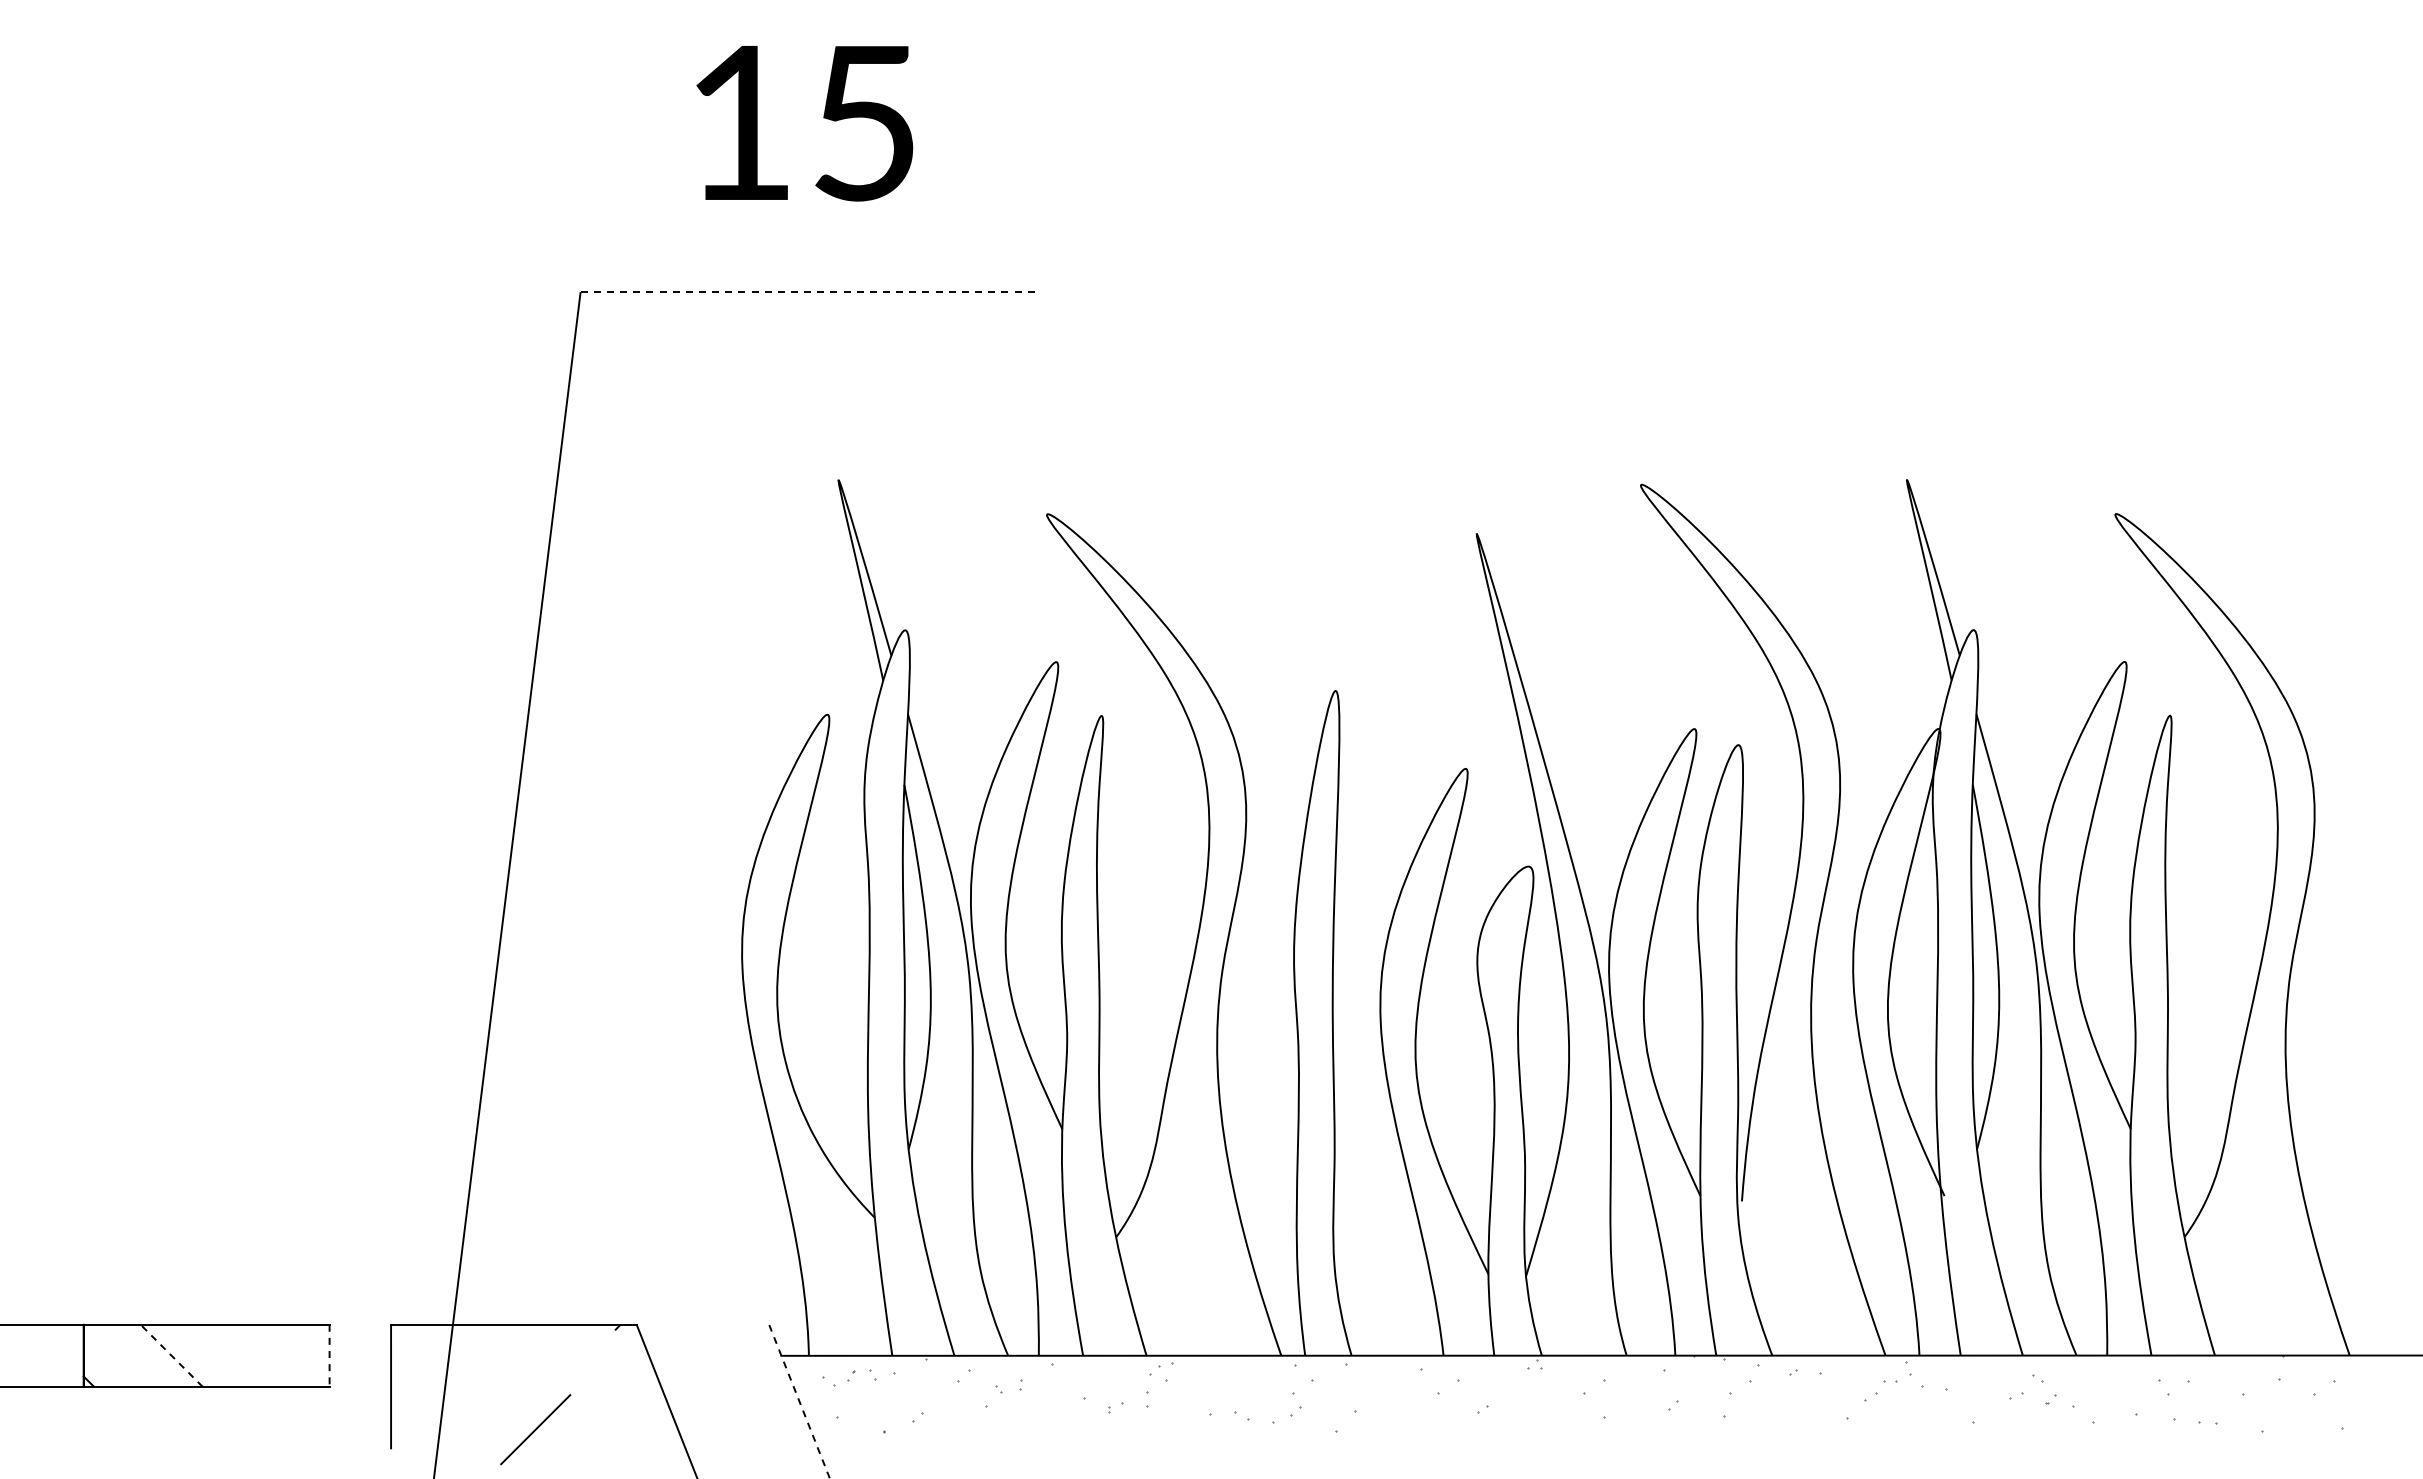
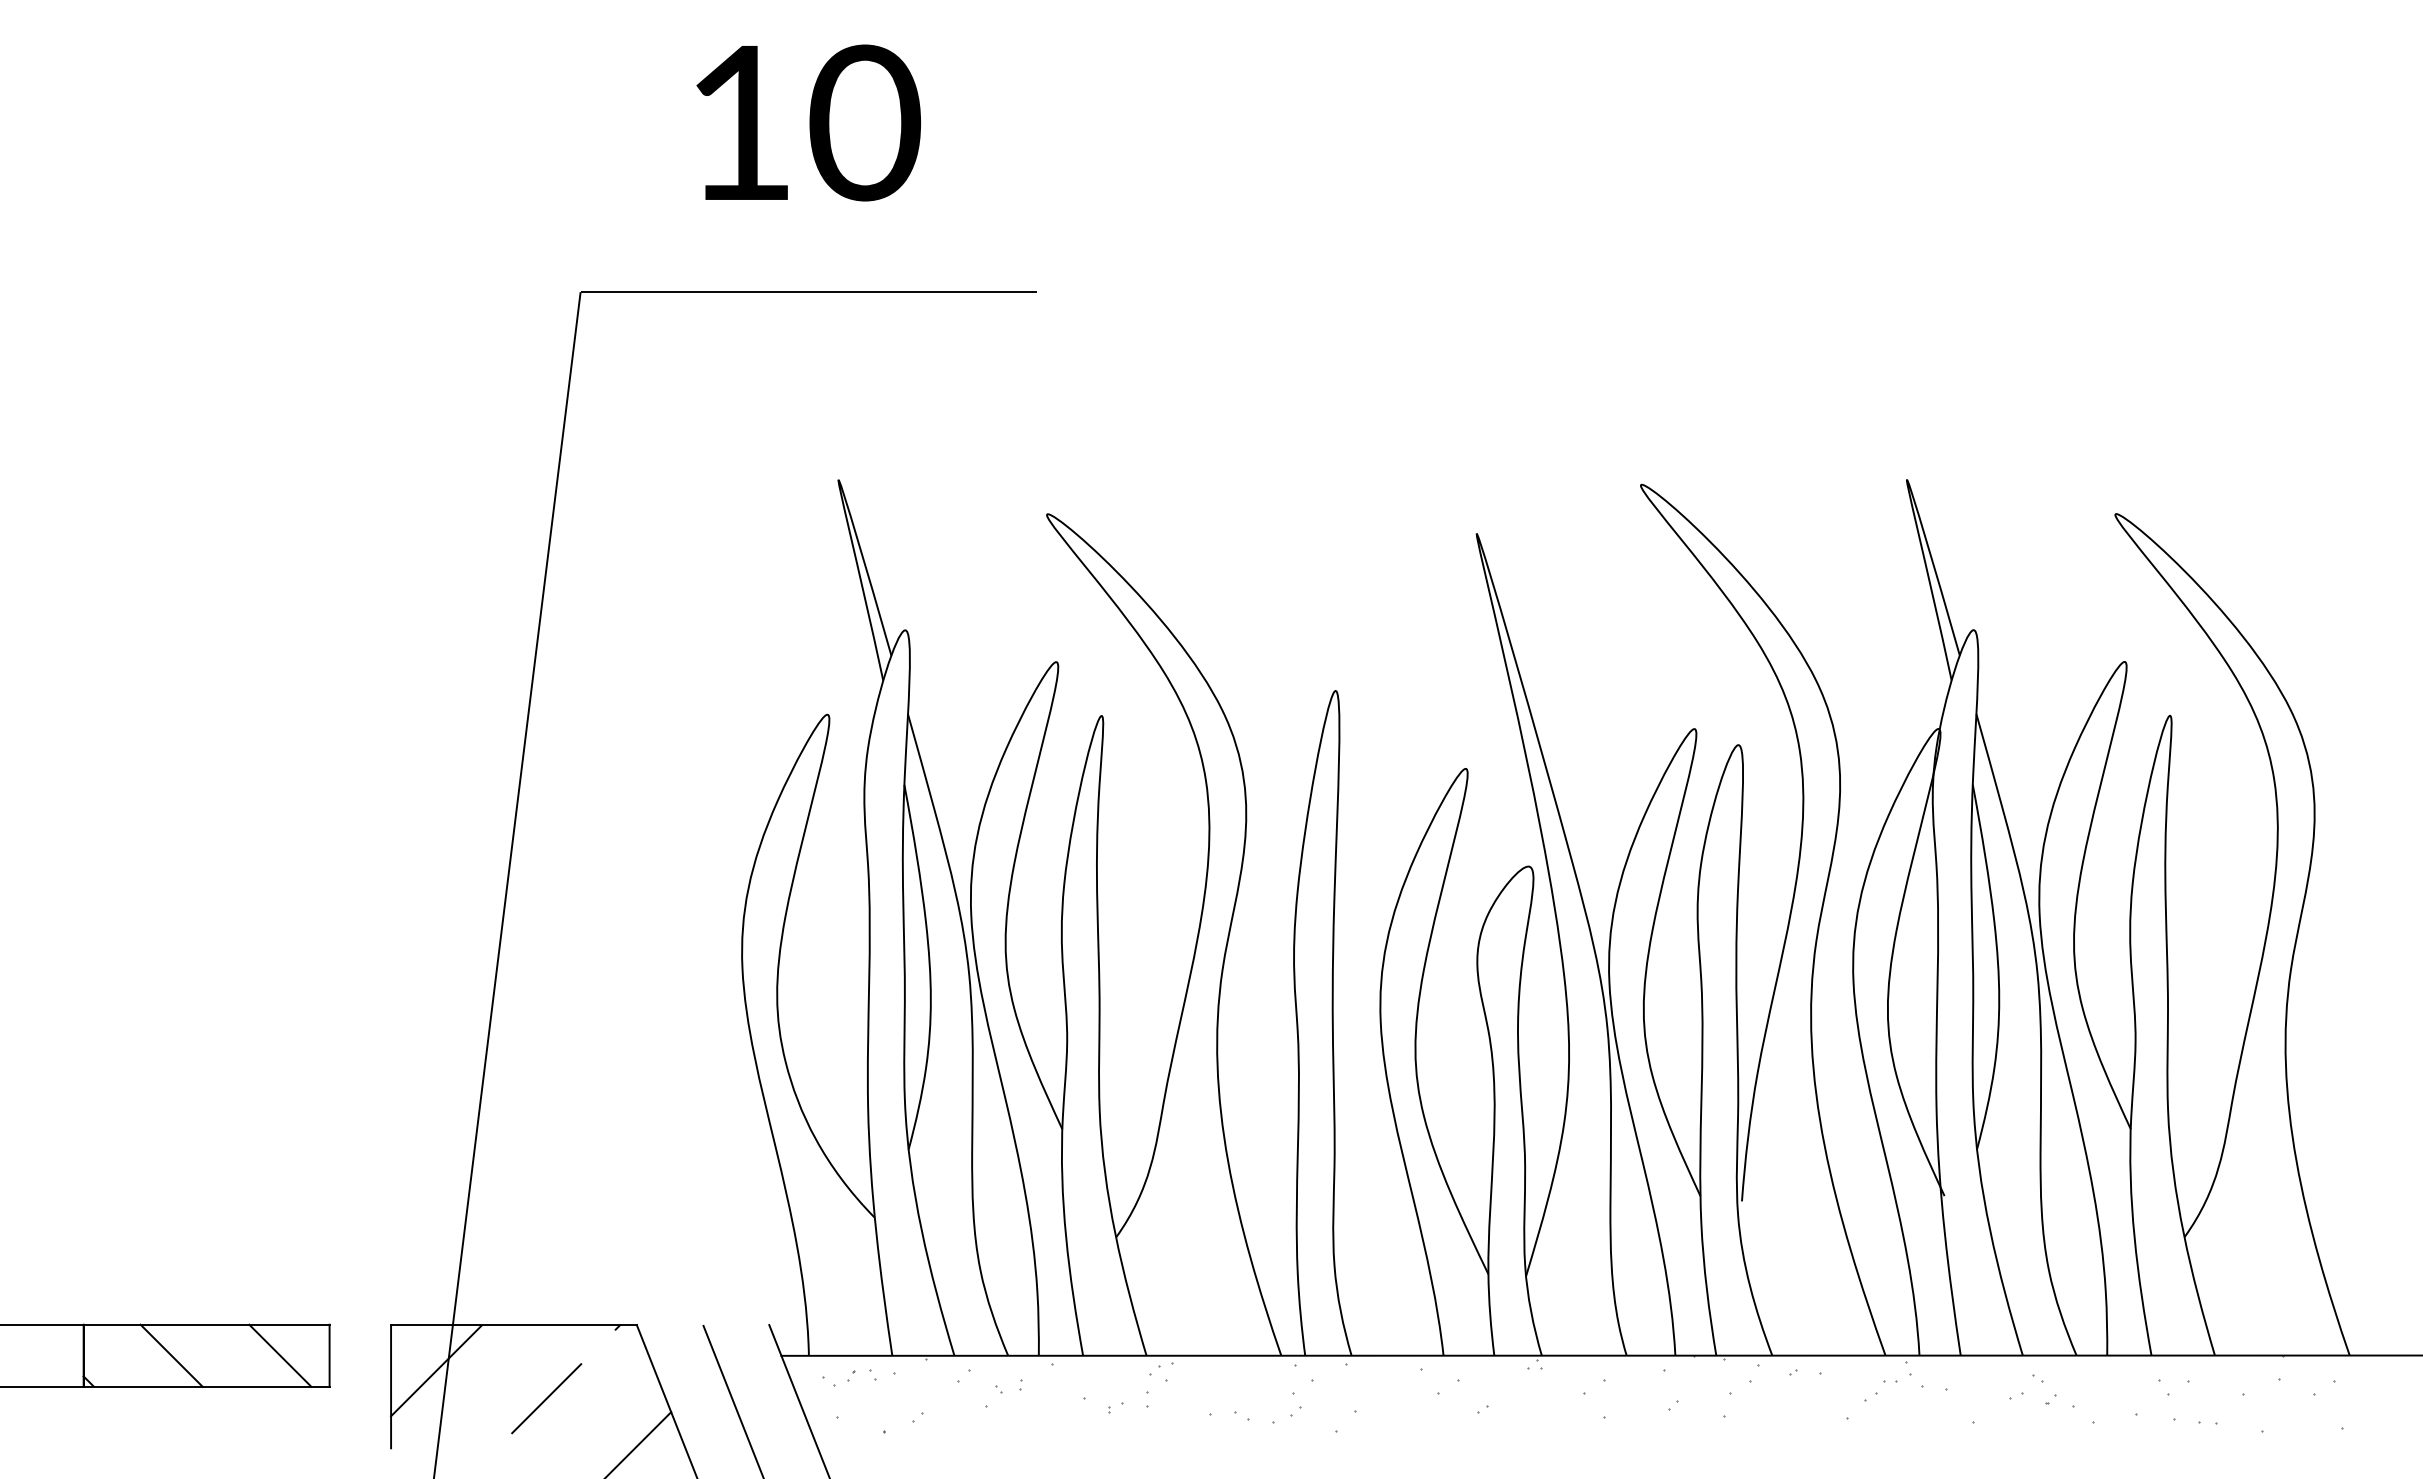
text: 15 -> 10 (865, 122)
line: dashed -> solid (809, 292)
line: dashed -> solid (171, 1355)
line: none -> present (280, 1355)
line: dashed -> solid (329, 1356)
line: none -> present (436, 1370)
line: none -> present (732, 1400)
line: dashed -> solid (799, 1402)
line position: (535, 1429) -> (546, 1398) (546, 1398)
line: none -> present (639, 1443)
